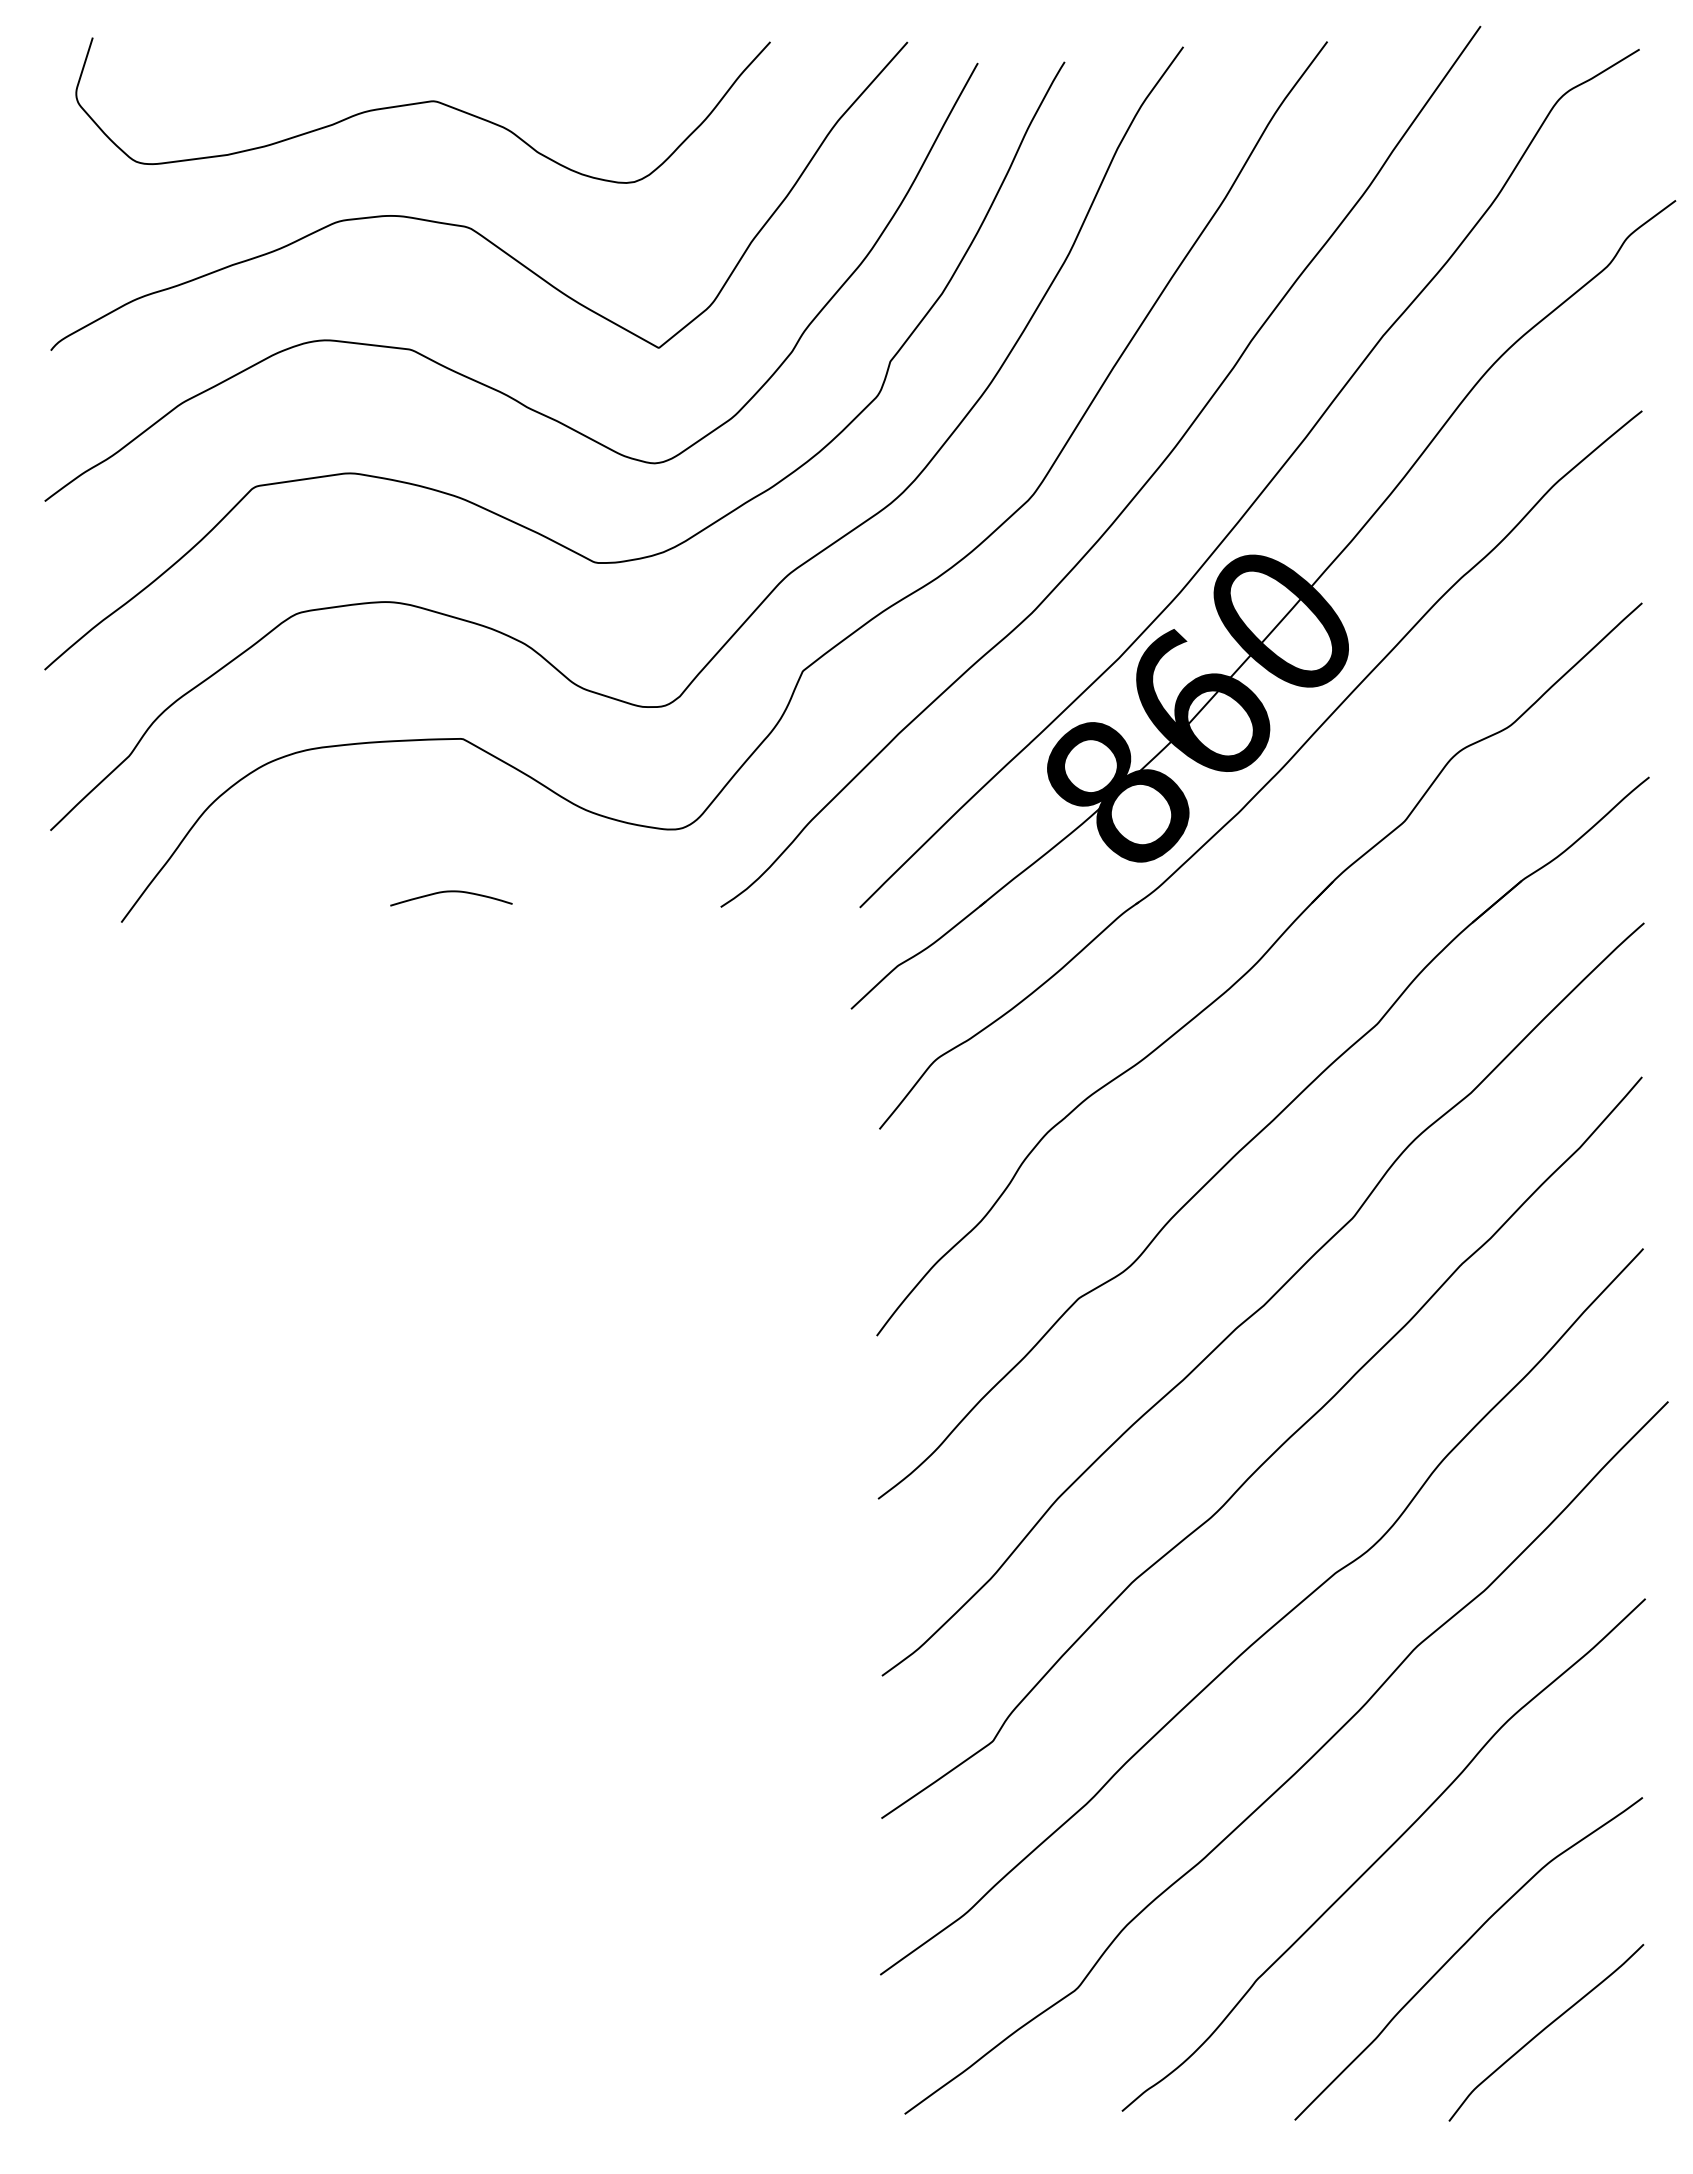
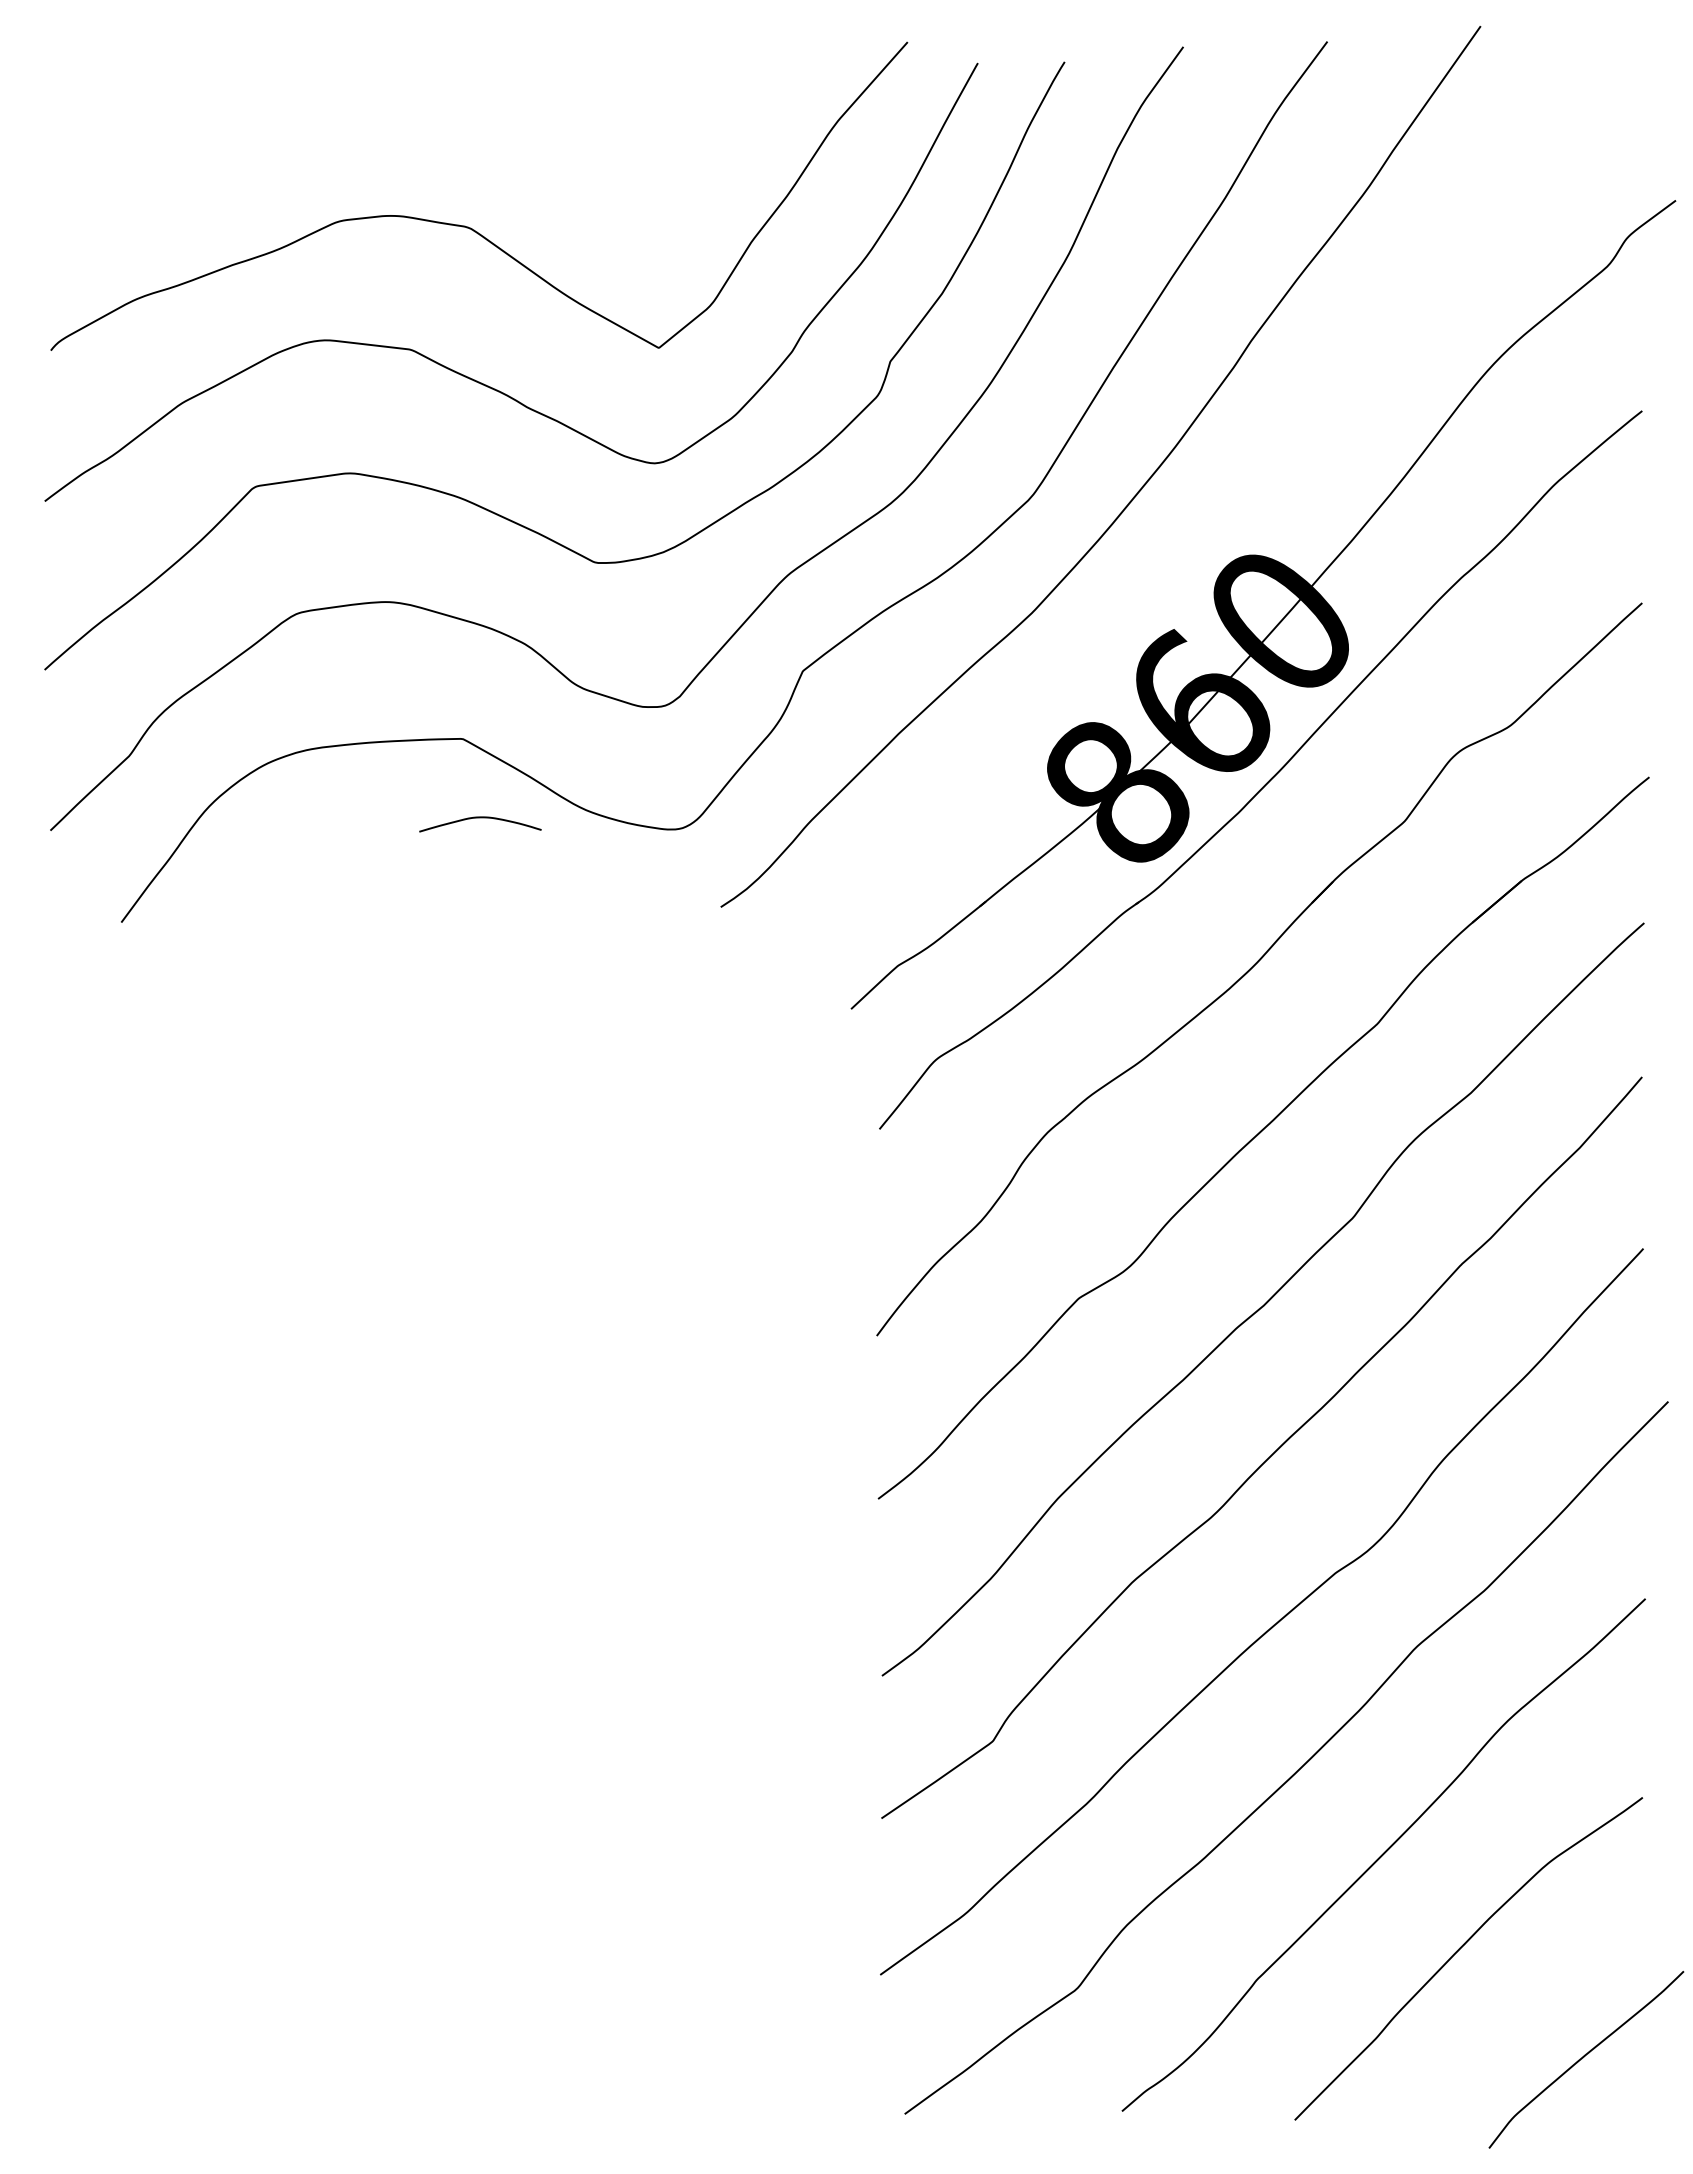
curve: present -> none (422, 103)
curve: present -> none (1263, 488)
curve position: (451, 892) -> (480, 818) (480, 818)
curve position: (1544, 2030) -> (1584, 2057) (1584, 2057)
